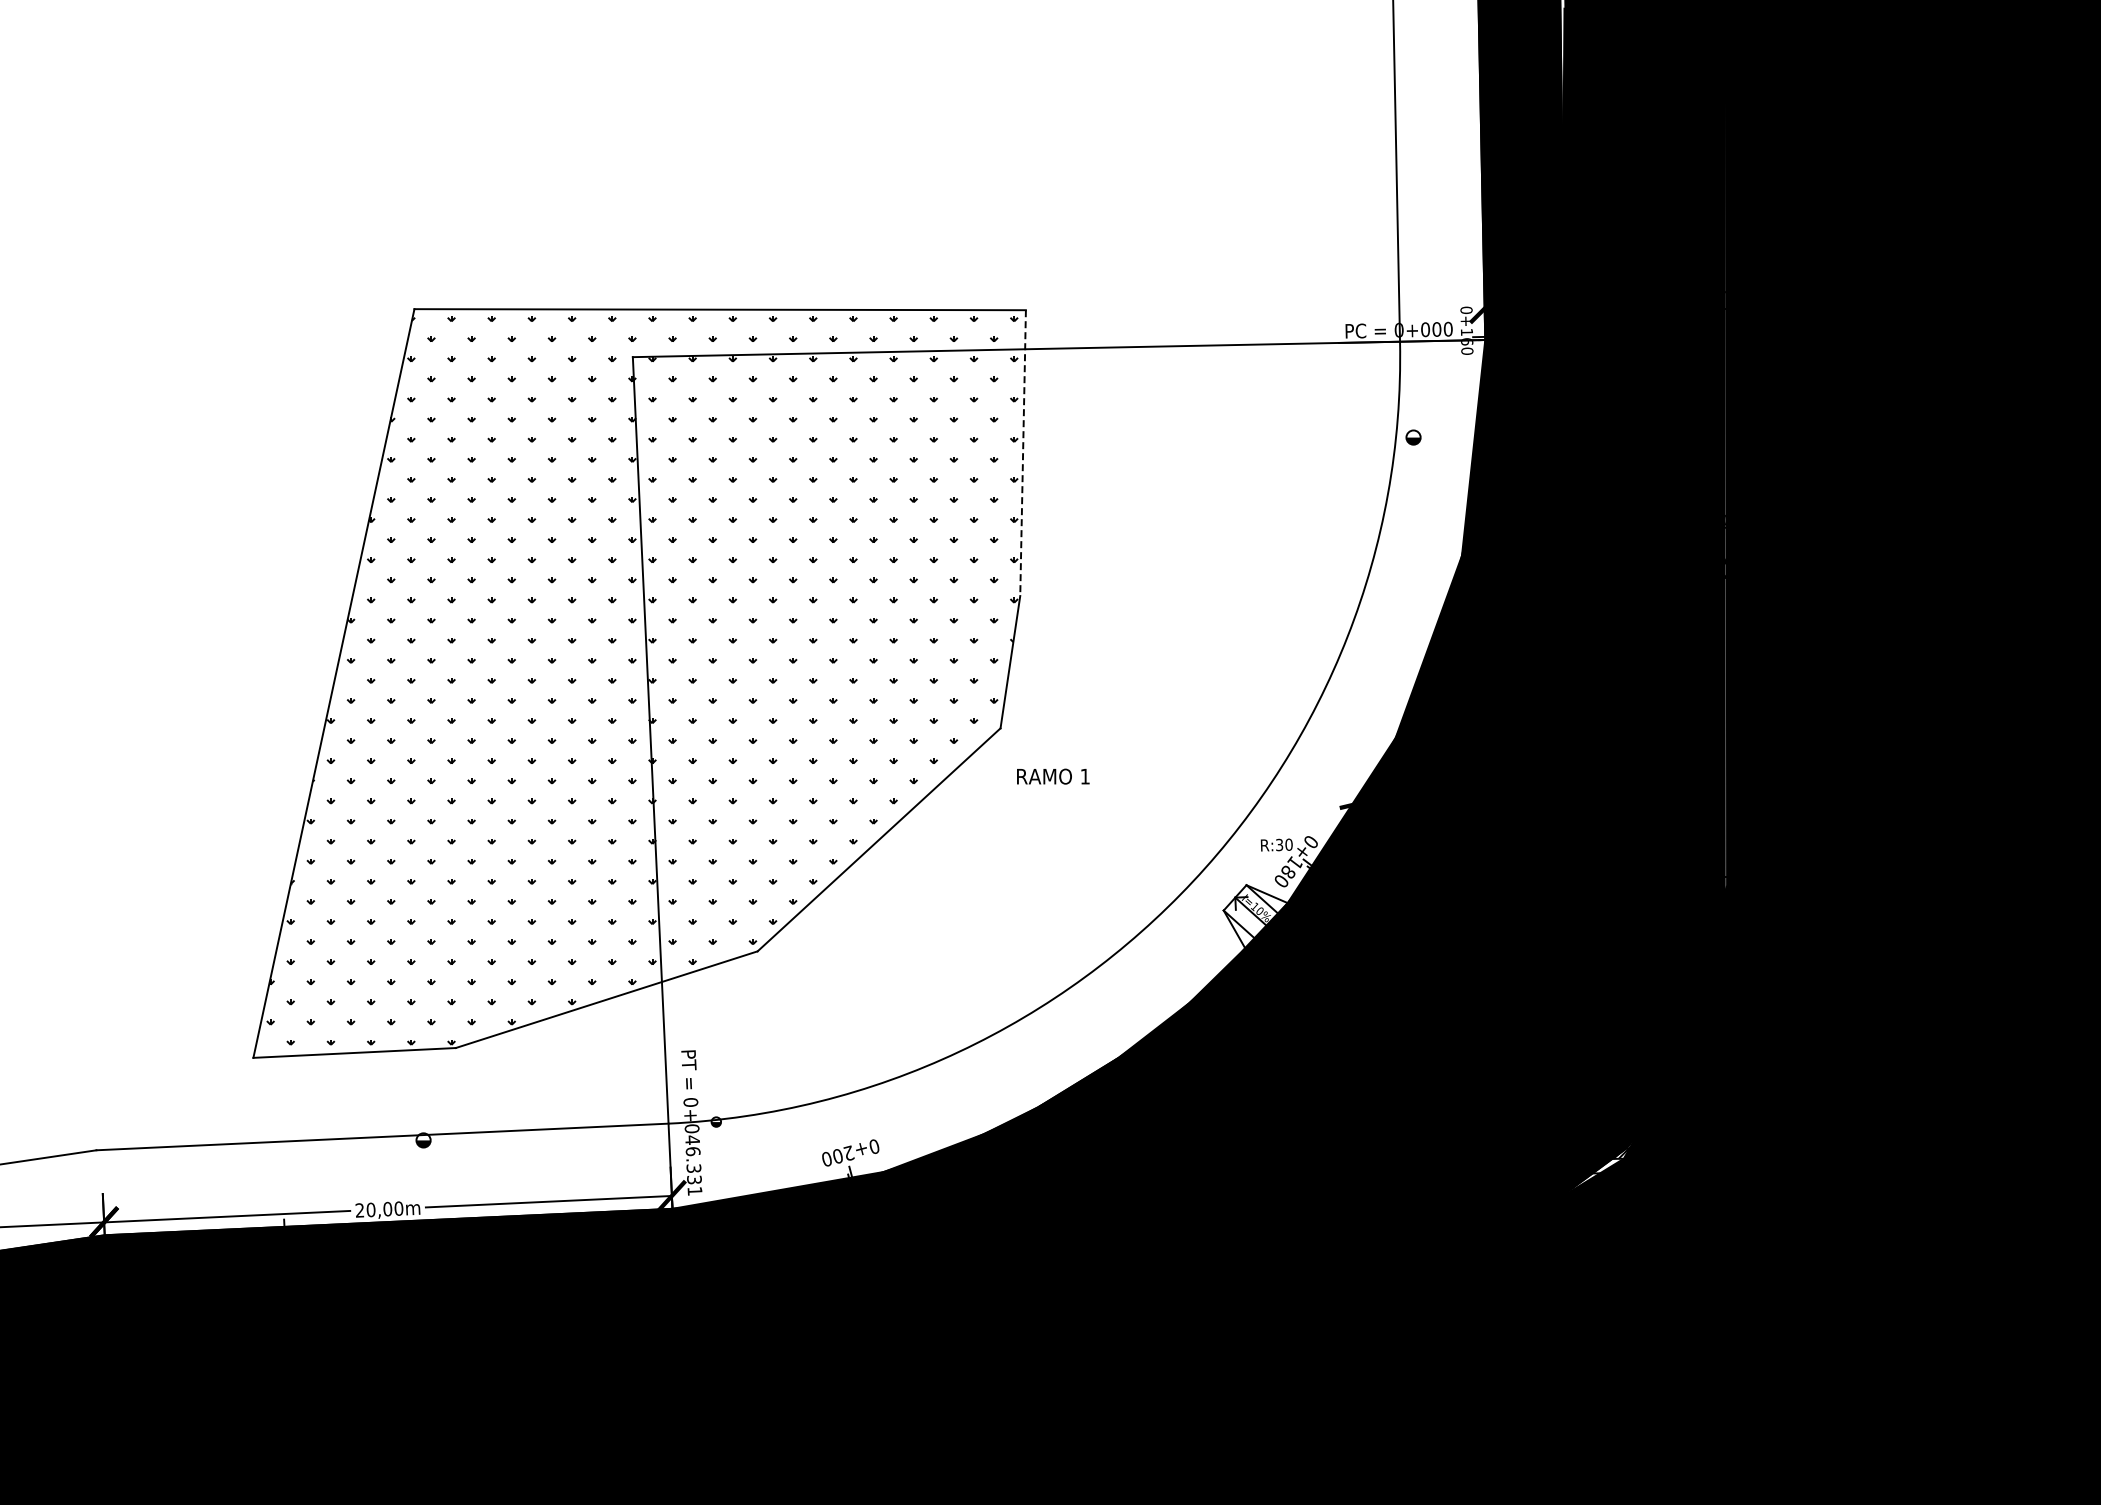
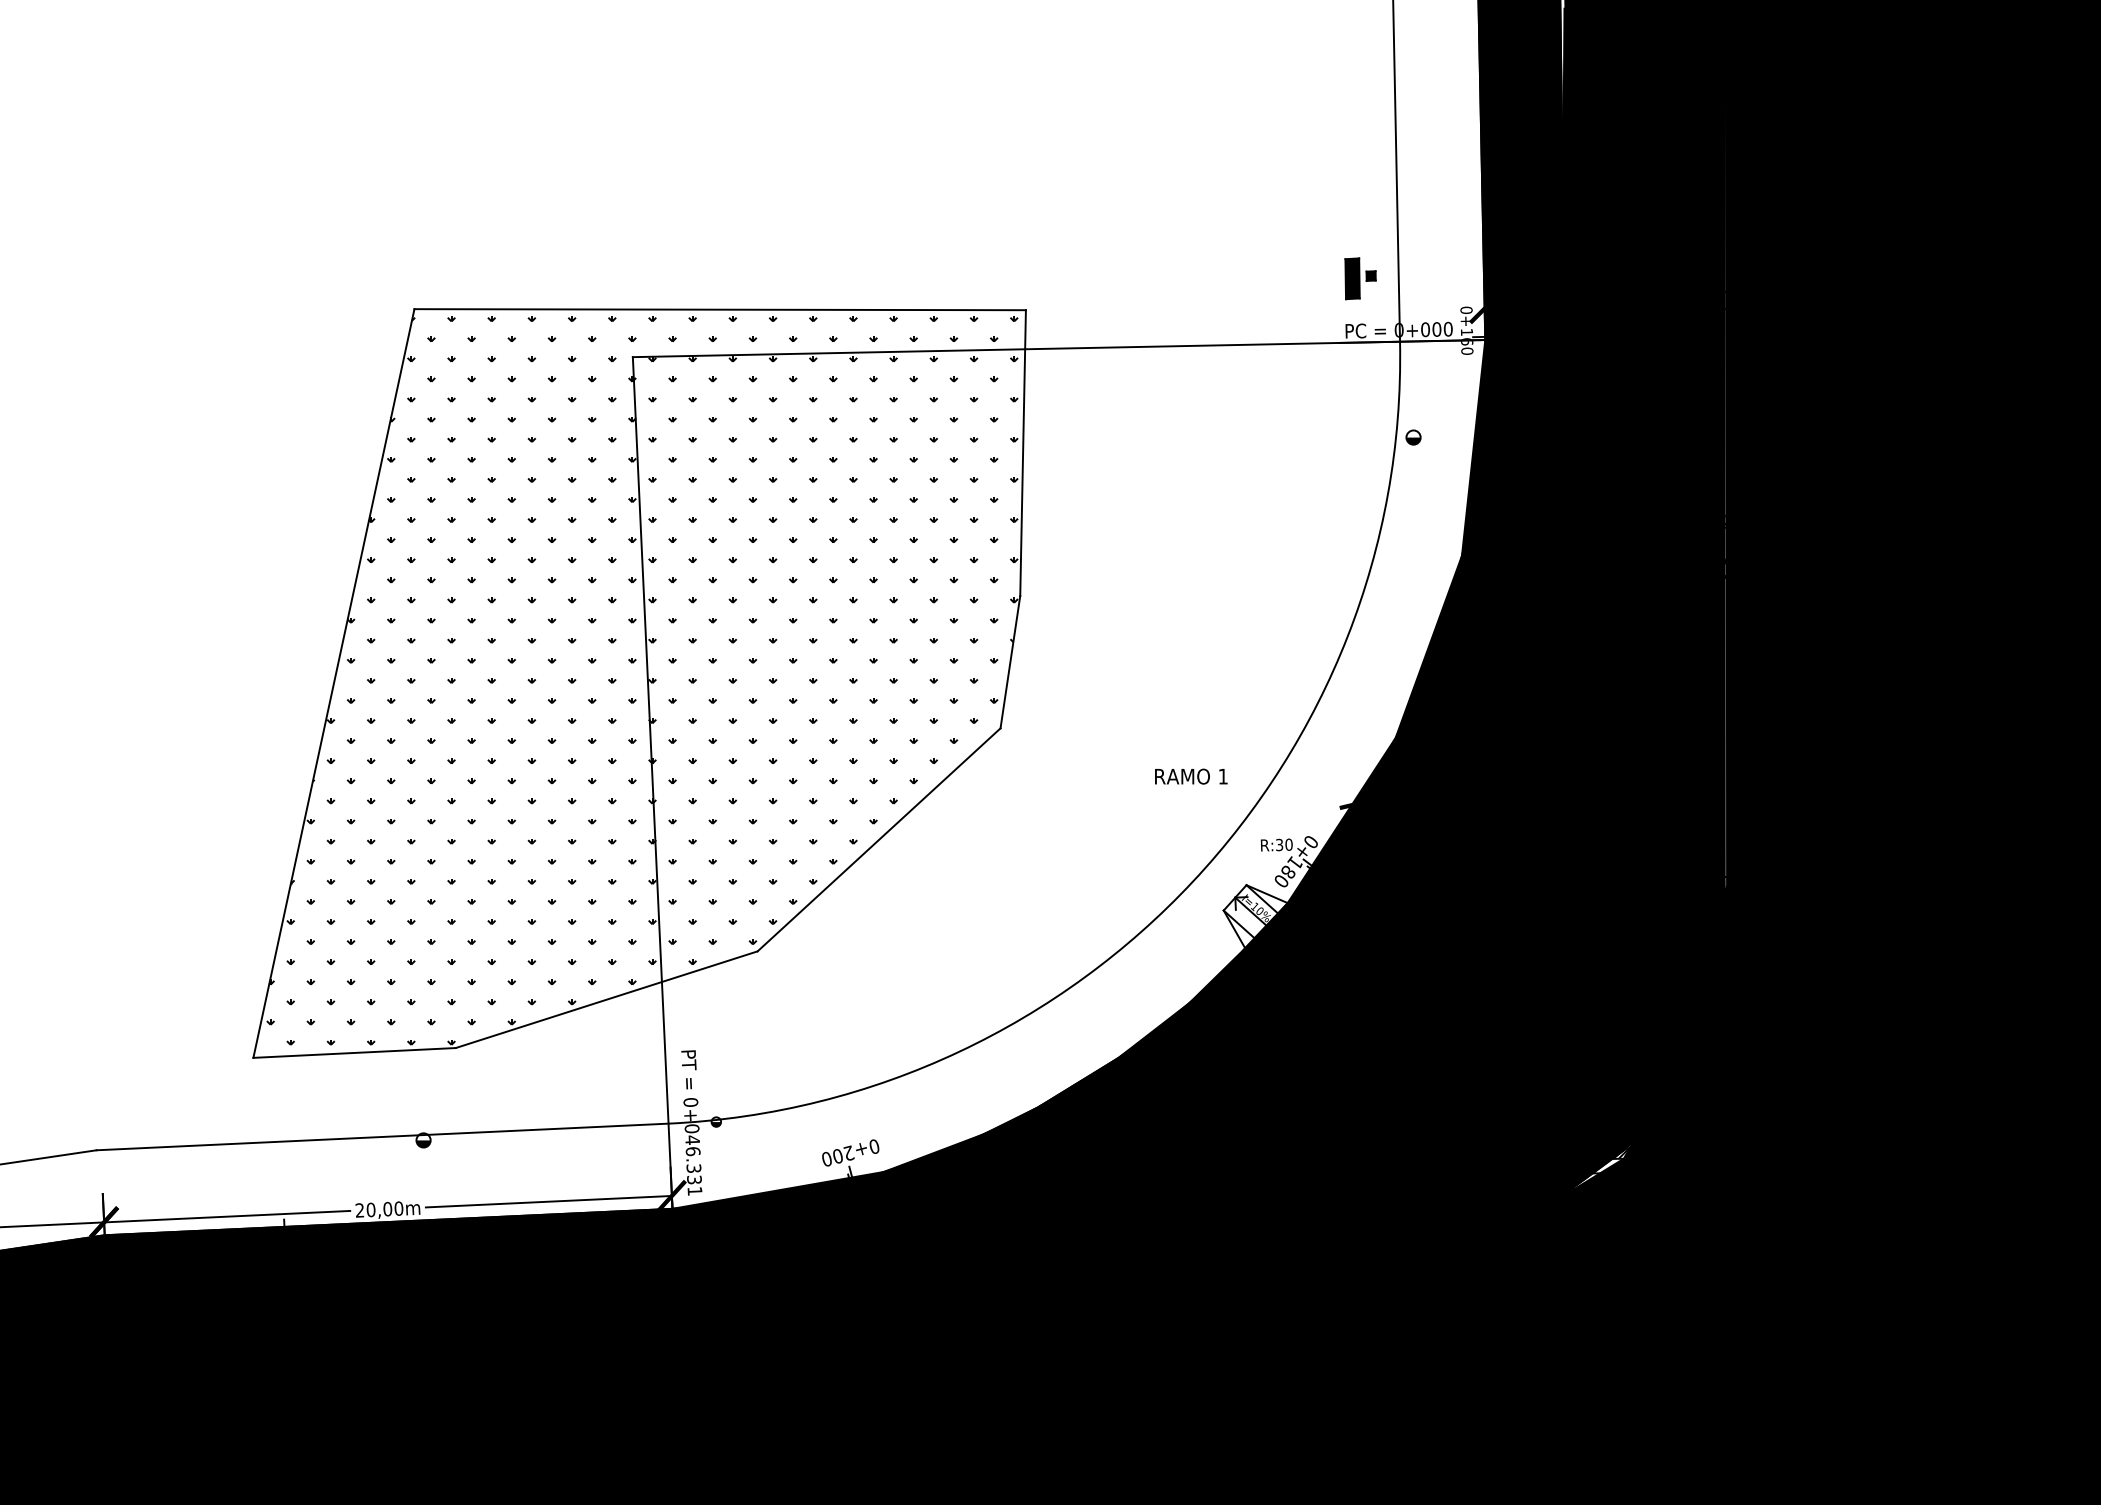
part: none -> present (1360, 278)
line: dashed -> solid (1023, 453)
text position: (1053, 776) -> (1191, 776) (1191, 776)
